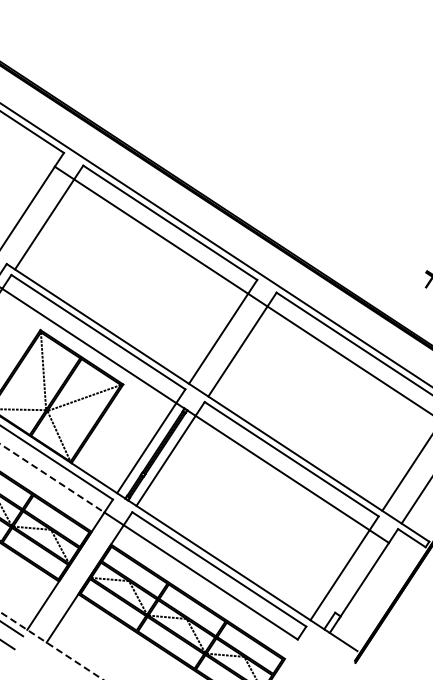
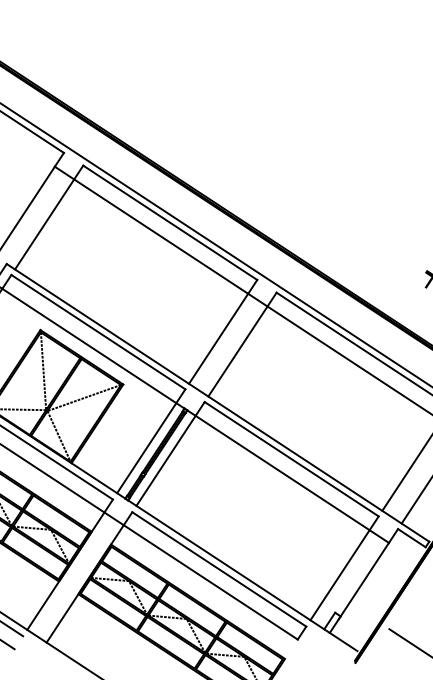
line: dashed -> solid (52, 478)
line: none -> present (409, 642)
line: dashed -> solid (52, 646)
